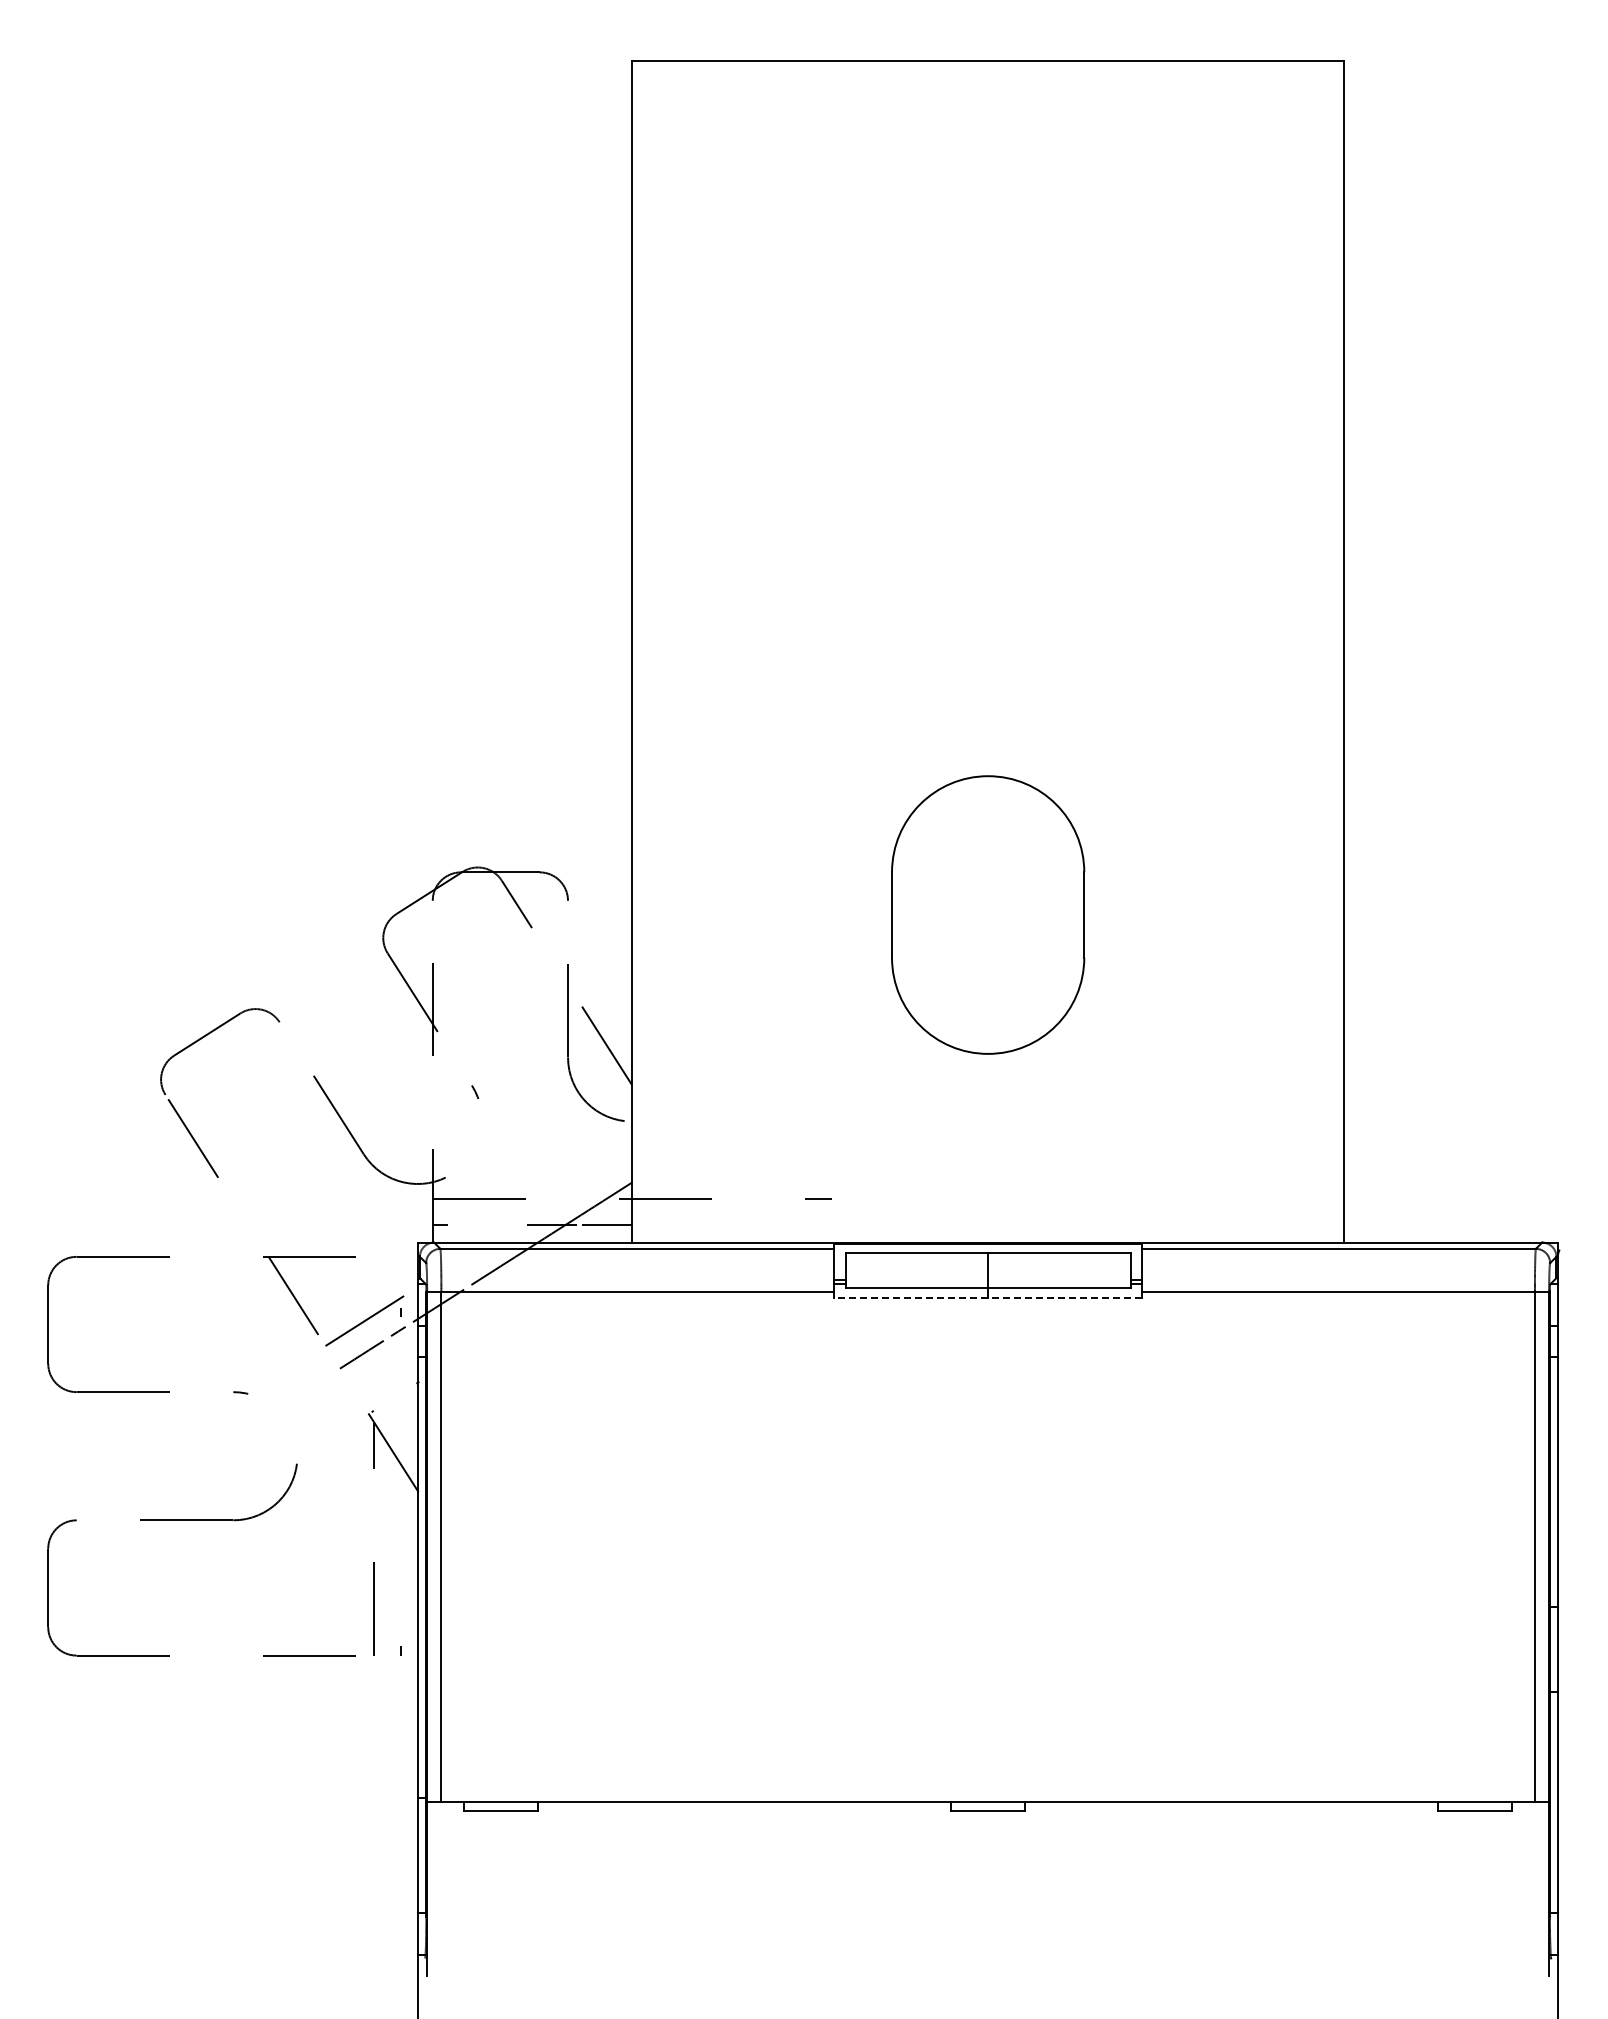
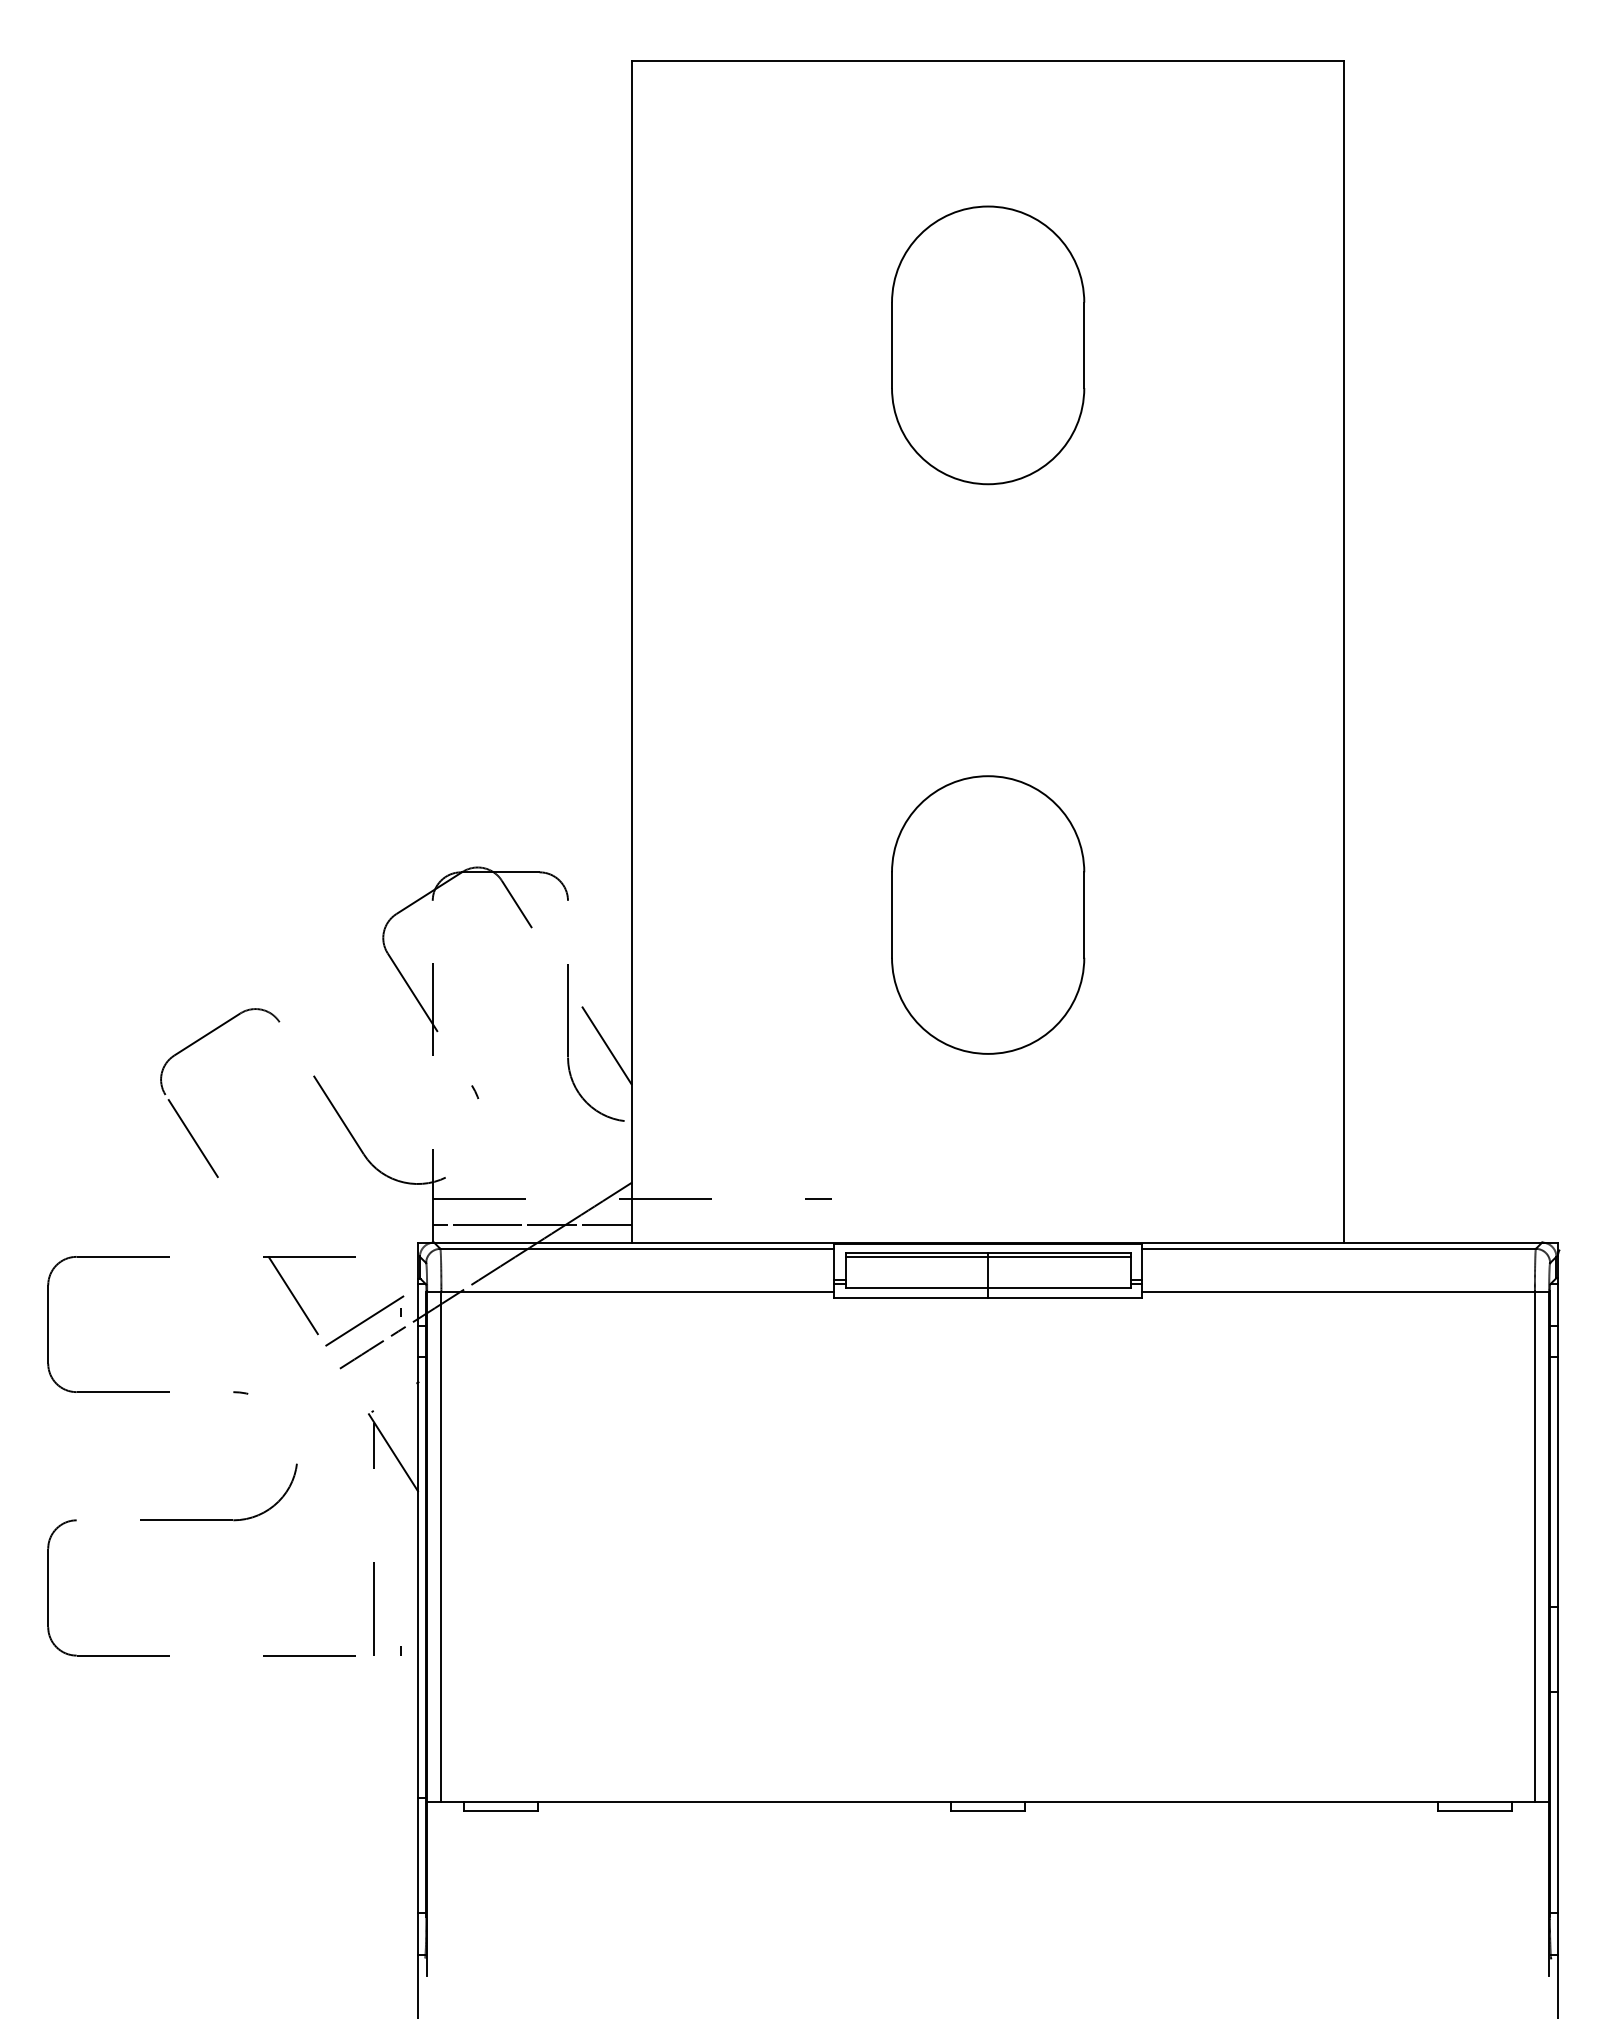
part: none -> present (988, 345)
line: none -> present (487, 1225)
line: none -> present (987, 1256)
line: dashed -> solid (988, 1298)
